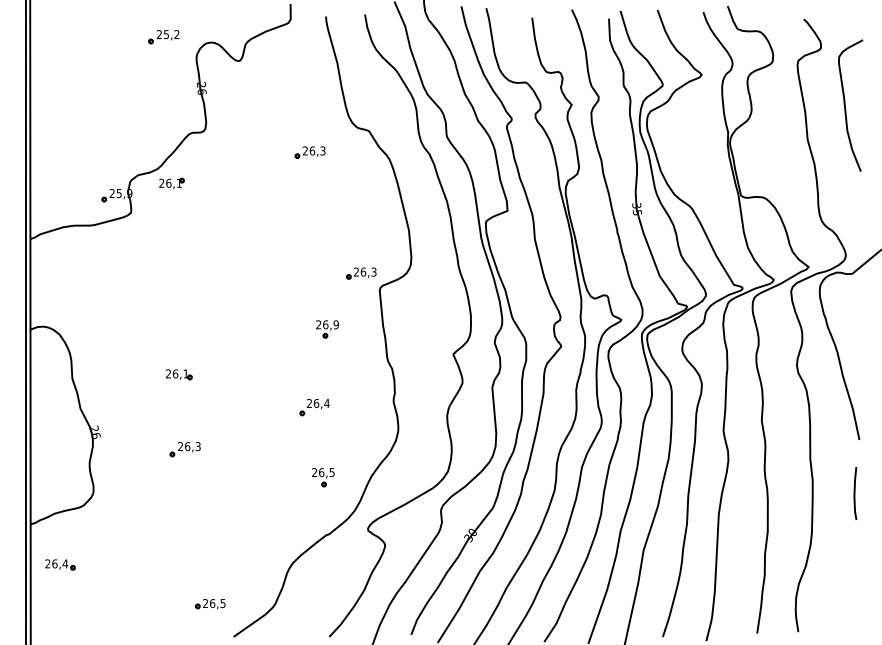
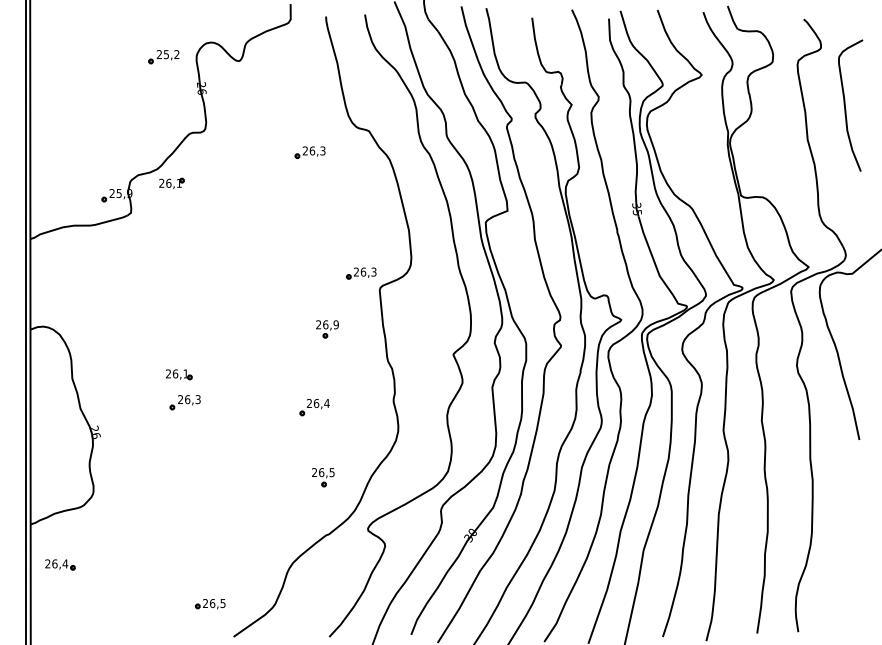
part position: (163, 37) -> (163, 57) (163, 57)
part position: (184, 449) -> (184, 402) (184, 402)
line: present -> none (855, 493)
